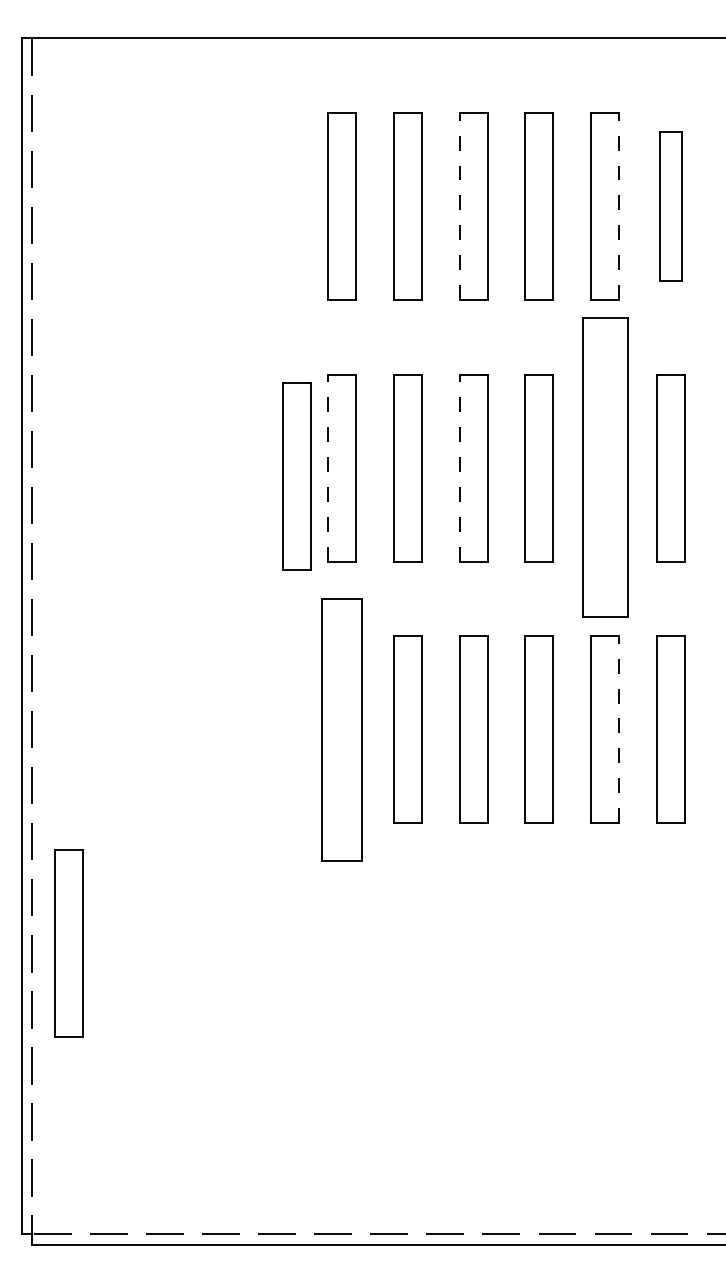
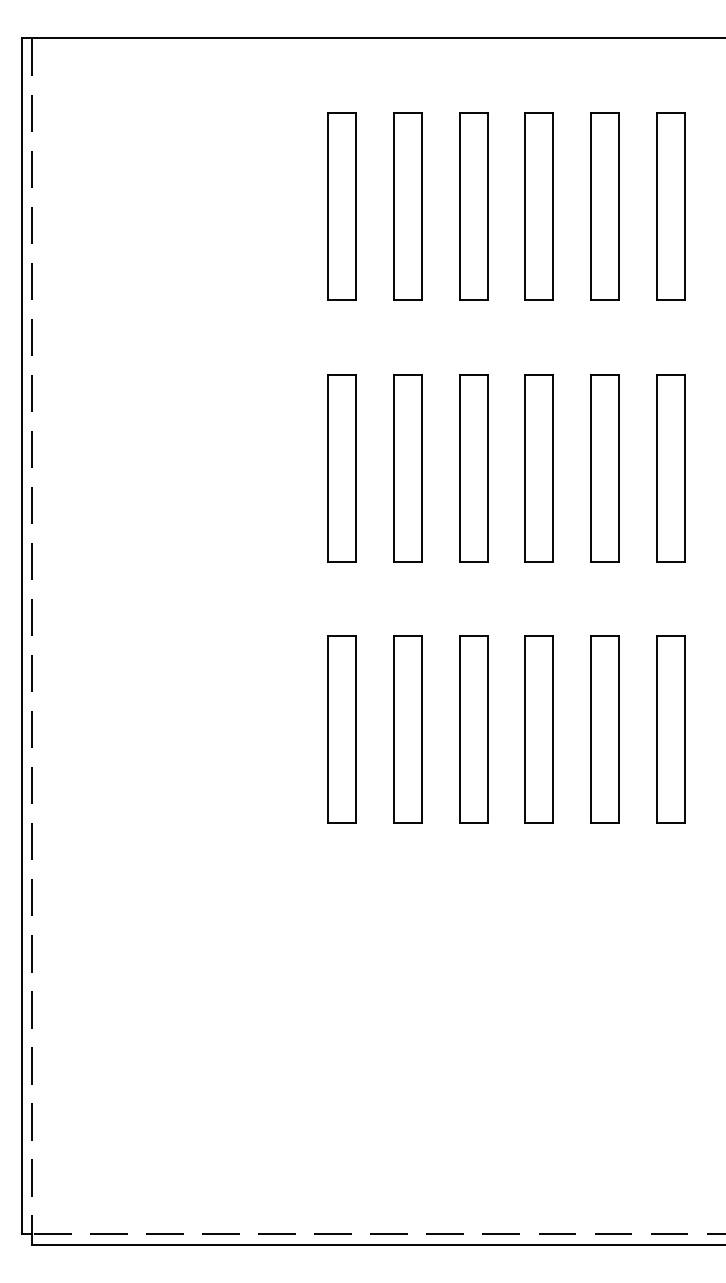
line: dashed -> solid (459, 206)
line: dashed -> solid (619, 206)
part size: 24x151 px -> 30x189 px (670, 206)
line: dashed -> solid (328, 467)
line: dashed -> solid (459, 467)
part size: 47x301 px -> 30x189 px (604, 468)
part: present -> none (296, 476)
part size: 42x264 px -> 30x189 px (341, 729)
line: dashed -> solid (619, 729)
part: present -> none (68, 943)
